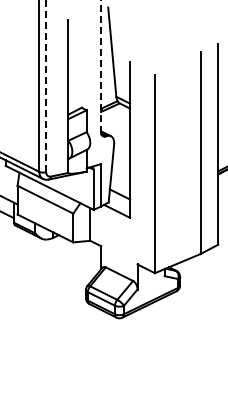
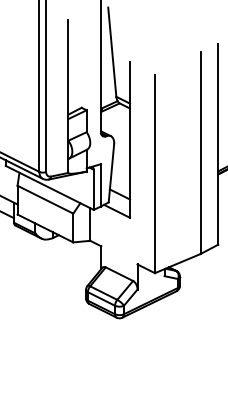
line: dashed -> solid (101, 66)
line: dashed -> solid (46, 86)
